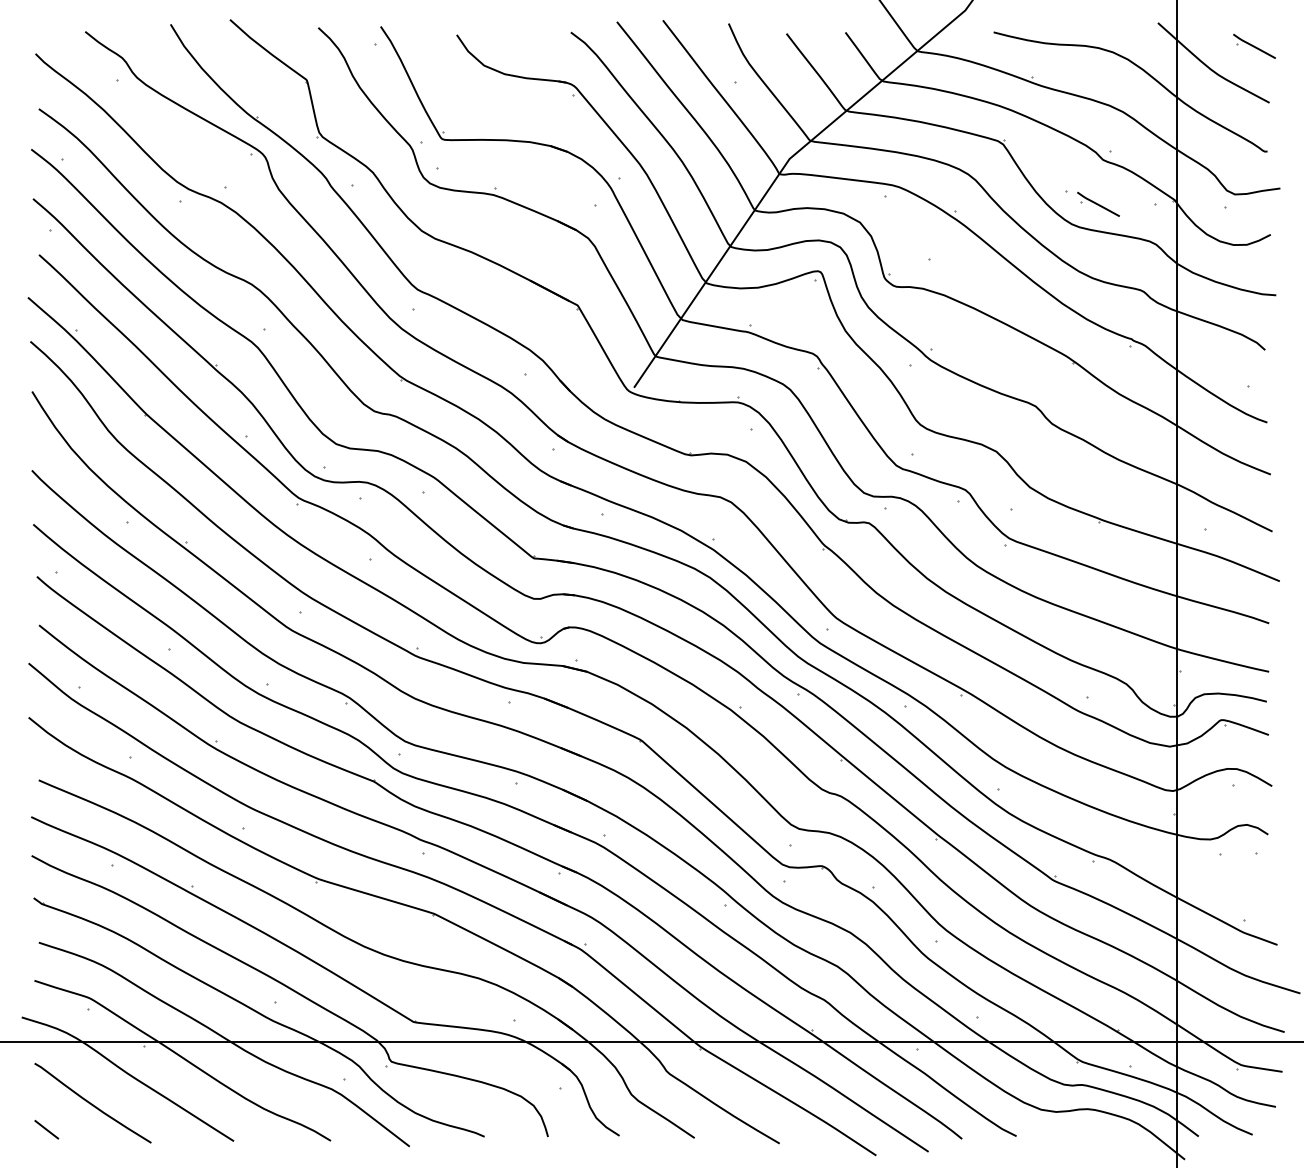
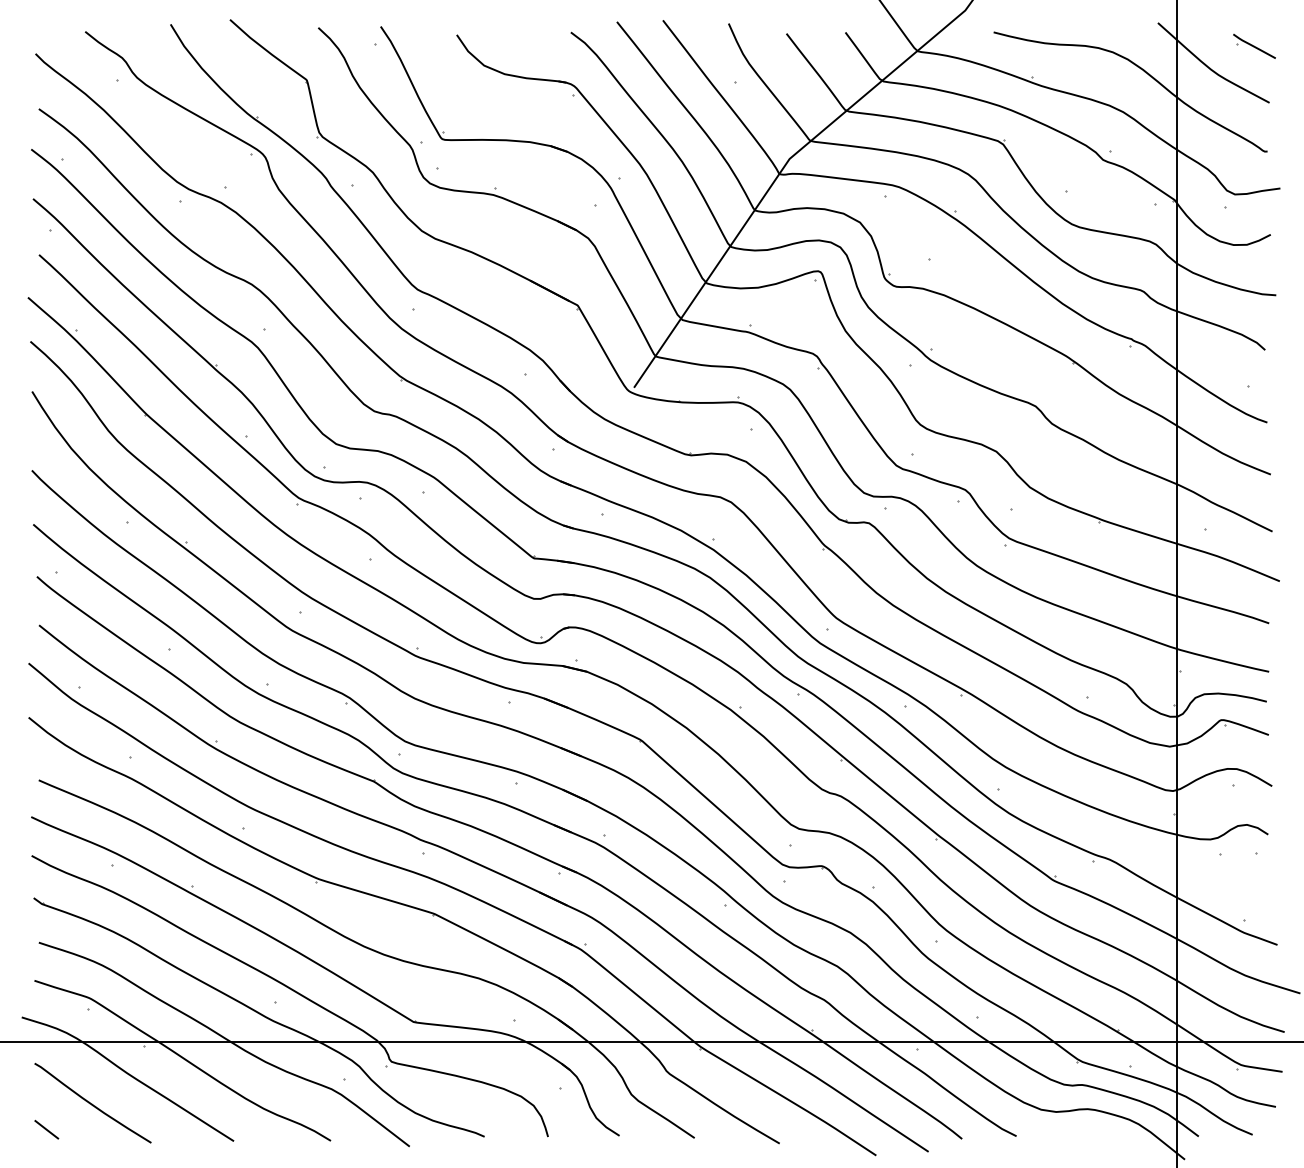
part: present -> none (1098, 204)
